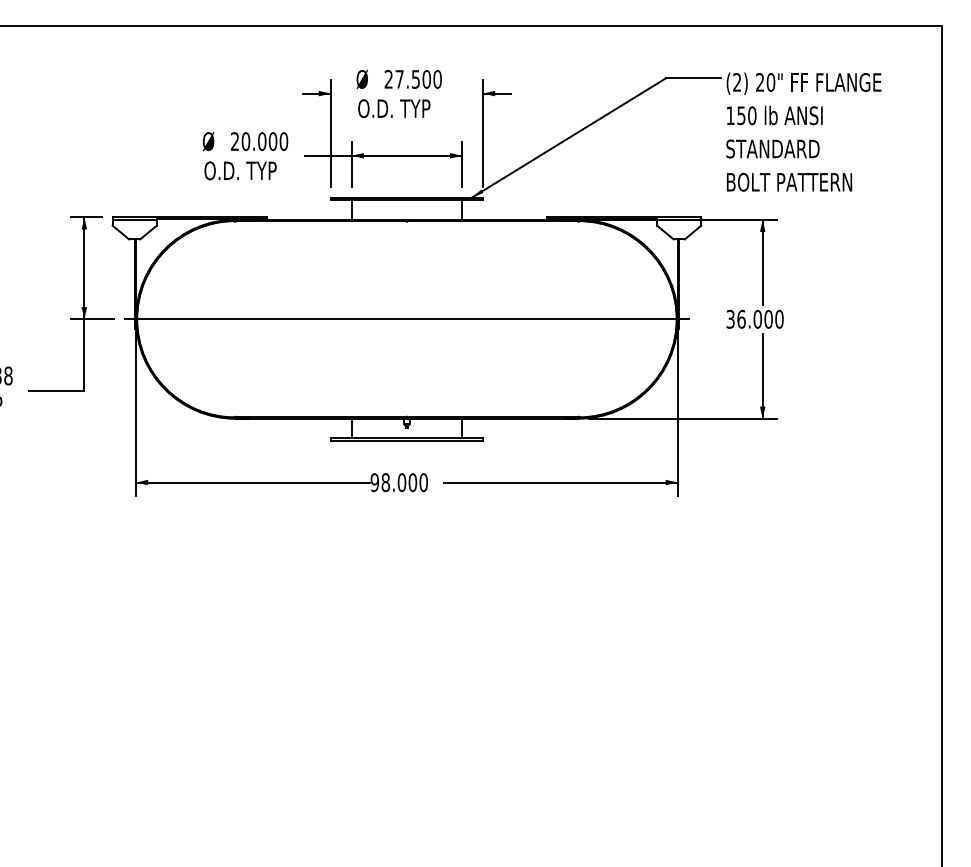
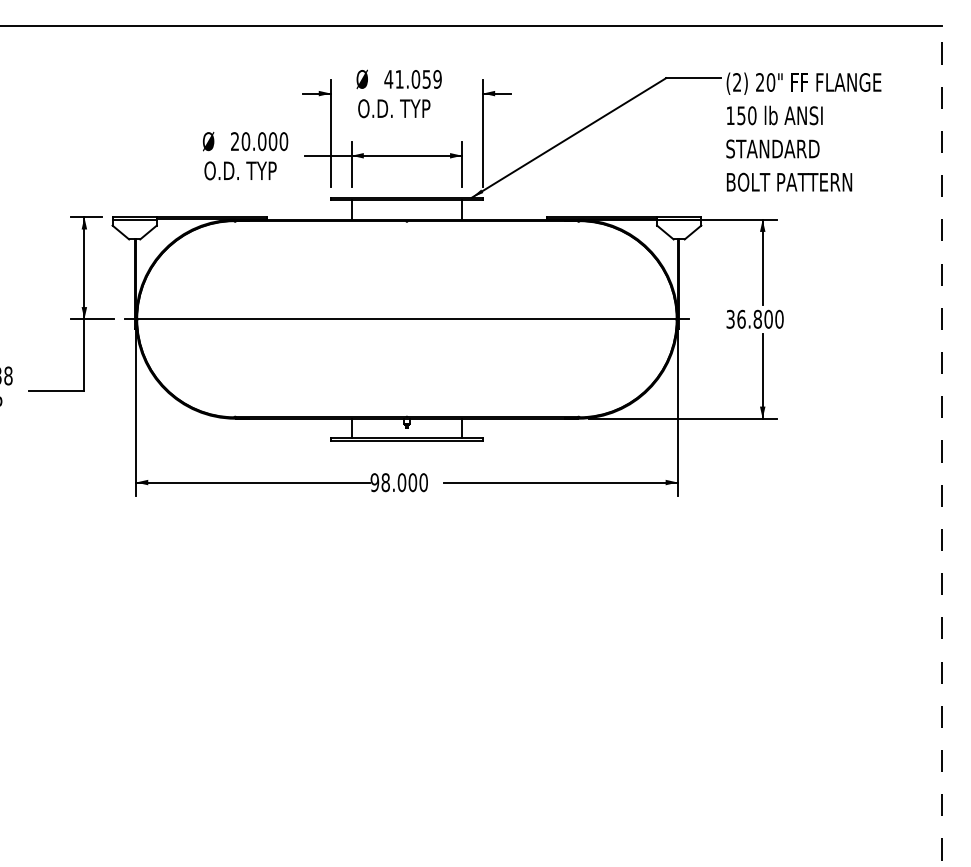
text: 27.500 -> 41.059 (412, 79)
text: 36.000 -> 36.800 (757, 319)
line: solid -> dashed (941, 445)
